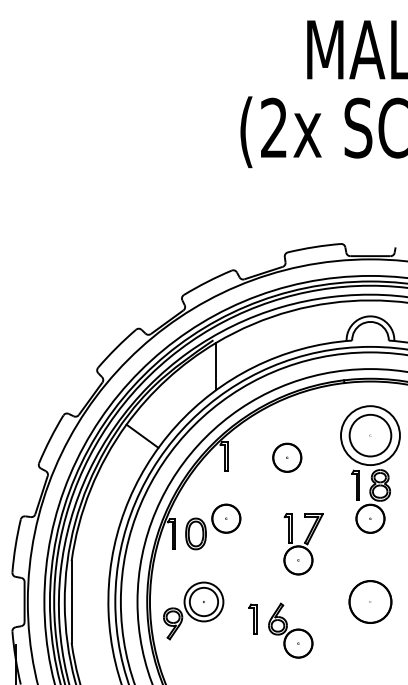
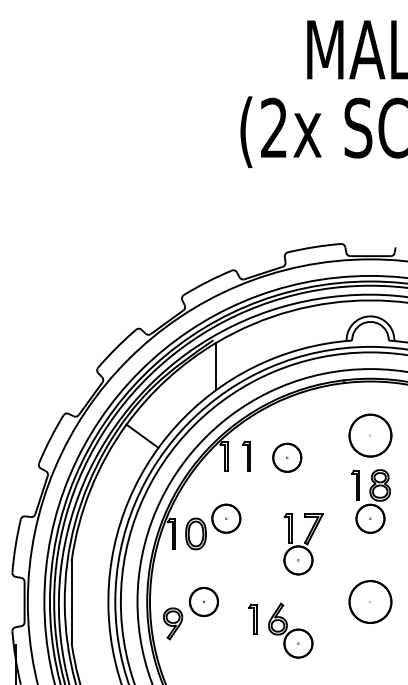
circle diameter: 59 px -> 42 px (370, 435)
part: none -> present (246, 455)
circle diameter: 39 px -> 28 px (203, 601)
